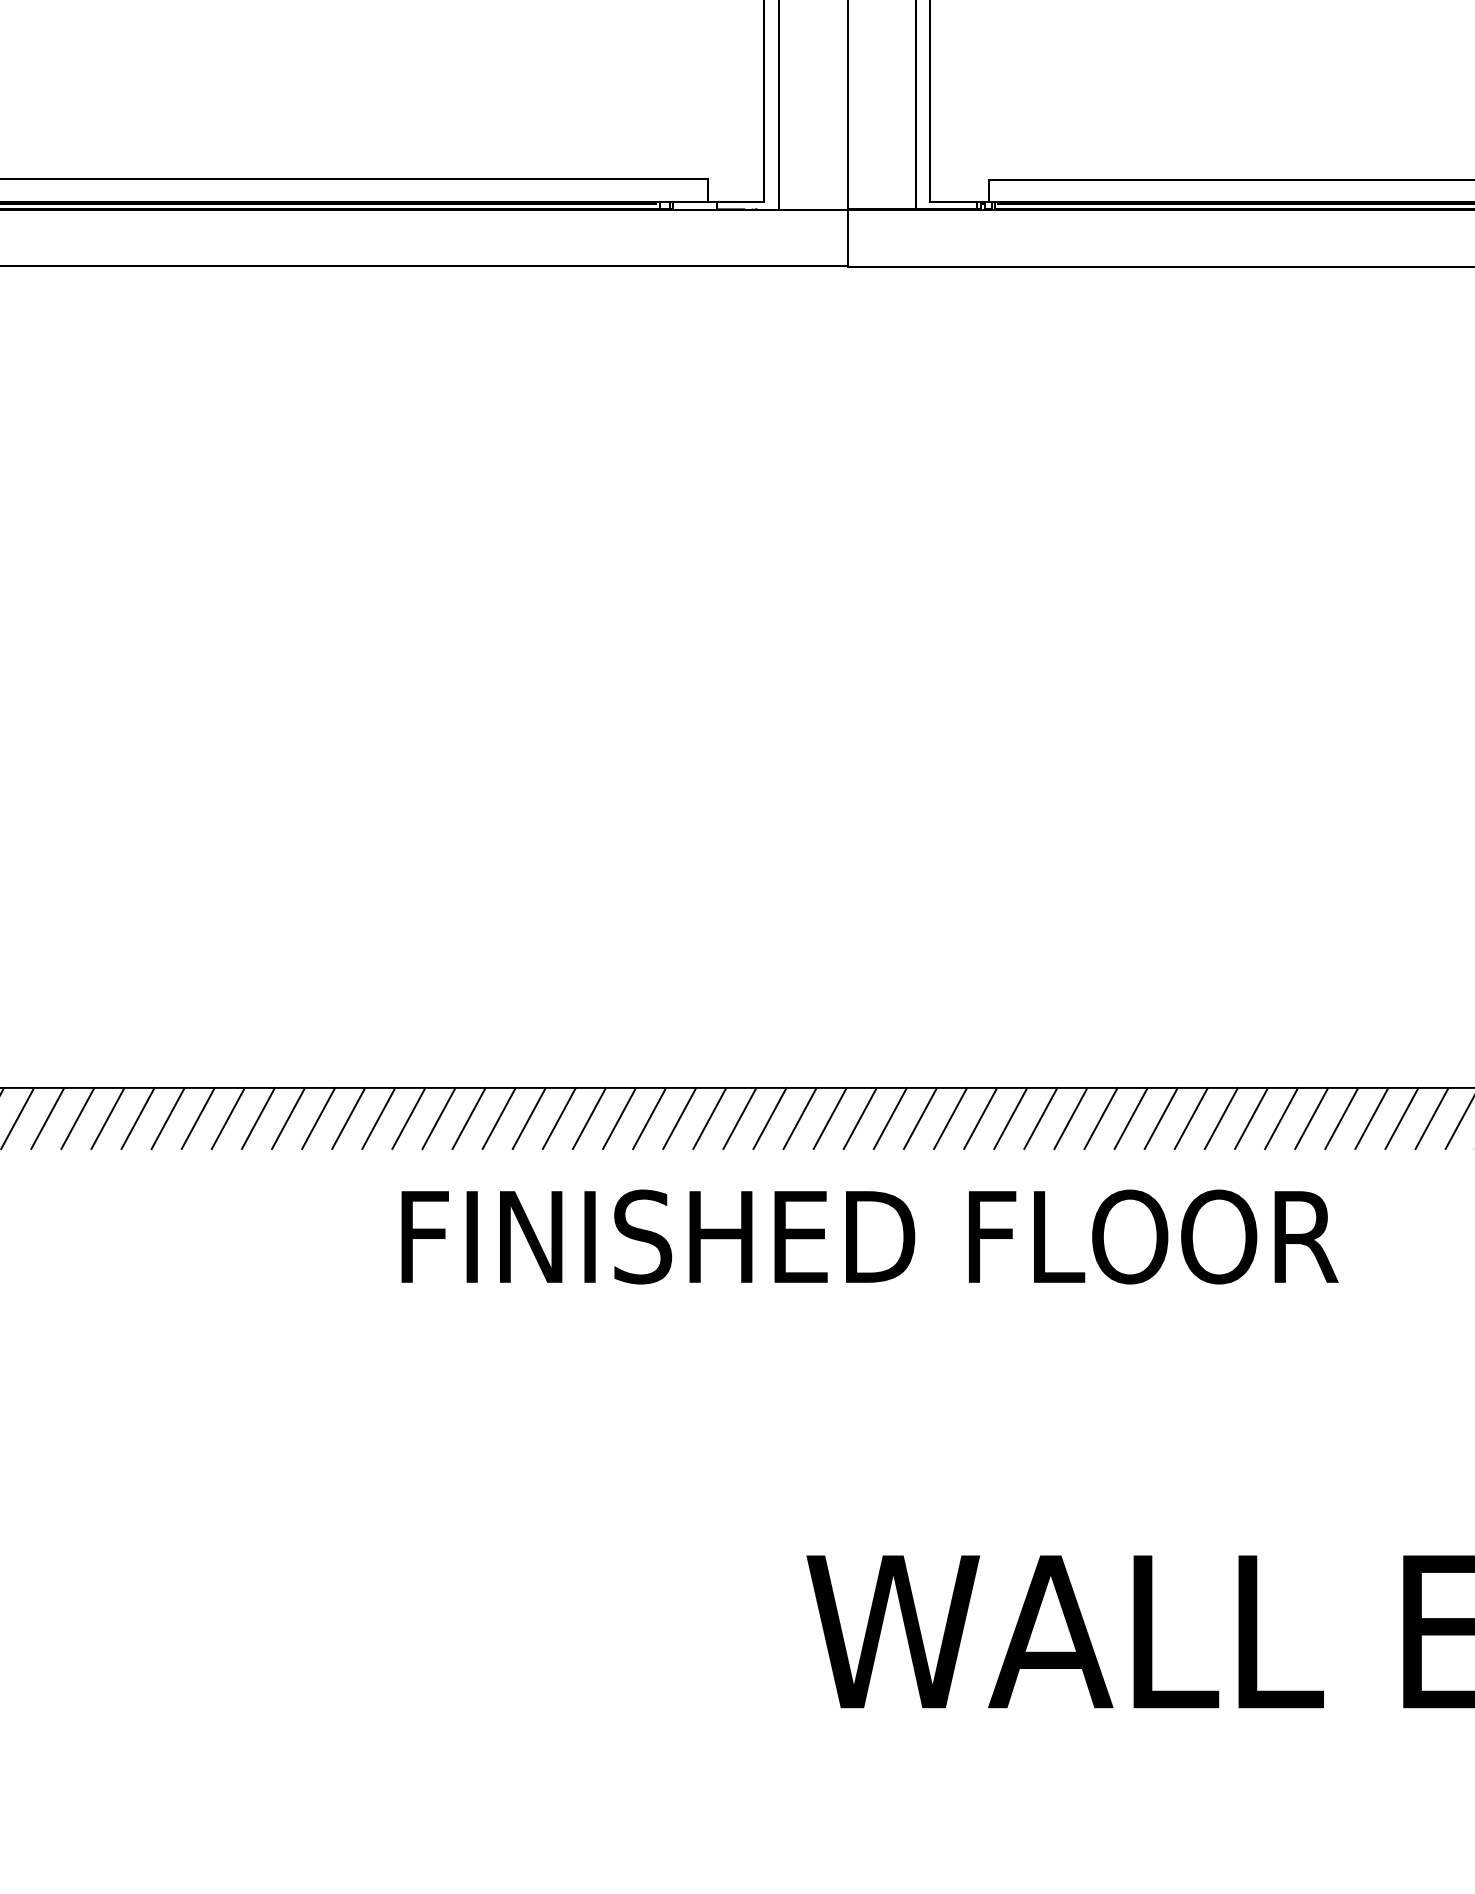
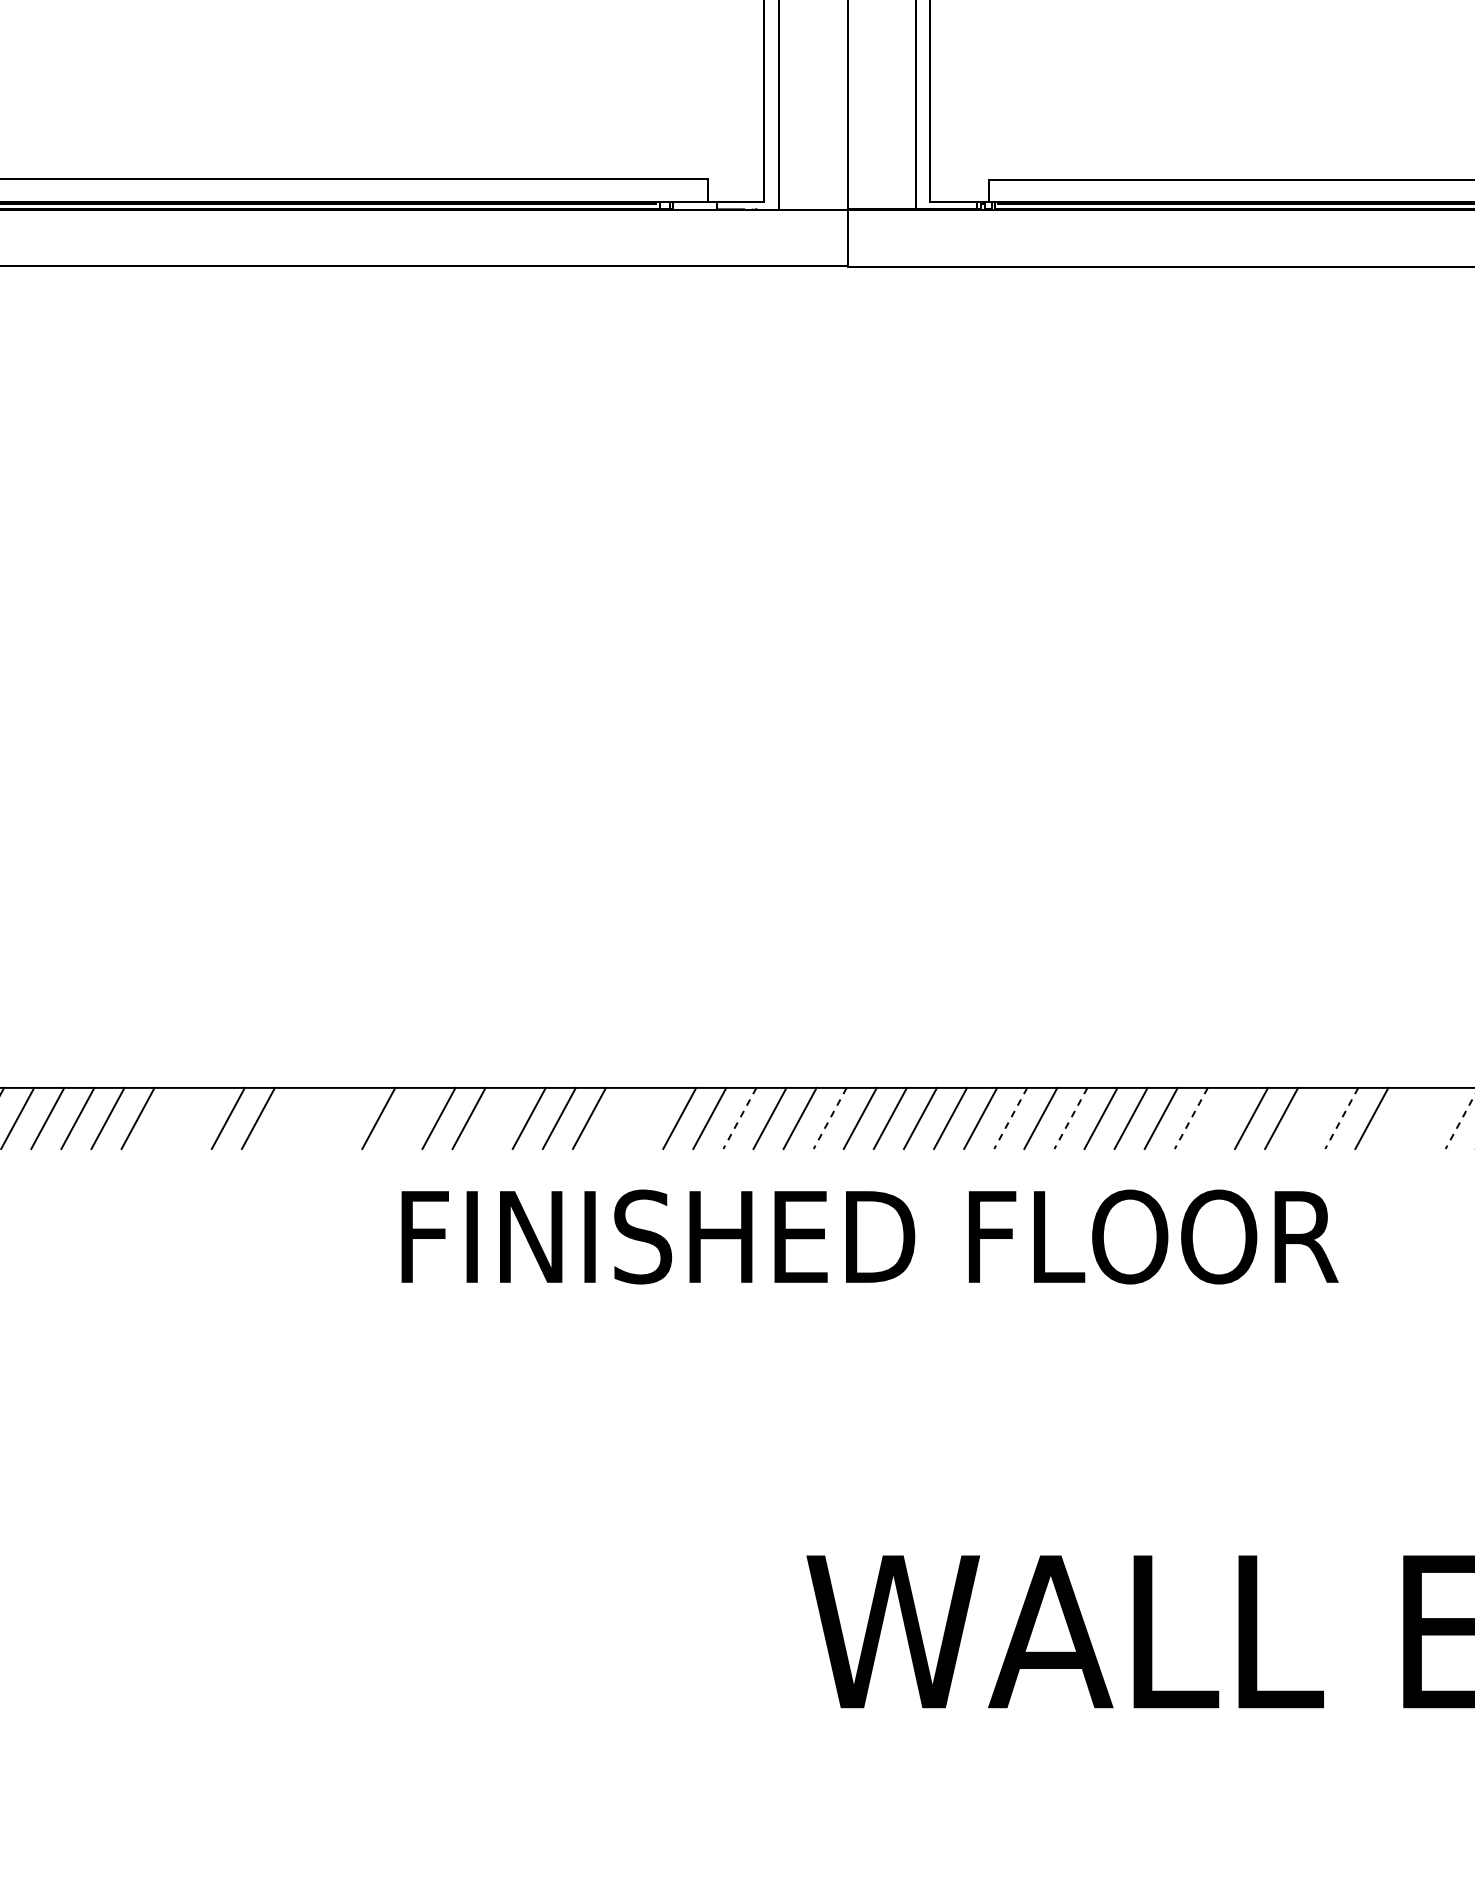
line: present -> none (167, 1118)
line: present -> none (197, 1118)
line: present -> none (288, 1118)
line: present -> none (318, 1118)
line: present -> none (348, 1118)
line: present -> none (408, 1118)
line: present -> none (498, 1118)
line: present -> none (619, 1118)
line: present -> none (649, 1118)
line: solid -> dashed (739, 1118)
line: solid -> dashed (830, 1118)
line: solid -> dashed (1010, 1118)
line: solid -> dashed (1070, 1118)
line: solid -> dashed (1191, 1118)
line: present -> none (1220, 1118)
line: present -> none (1311, 1118)
line: solid -> dashed (1341, 1118)
line: present -> none (1401, 1118)
line: present -> none (1431, 1118)
line: solid -> dashed (1460, 1121)
